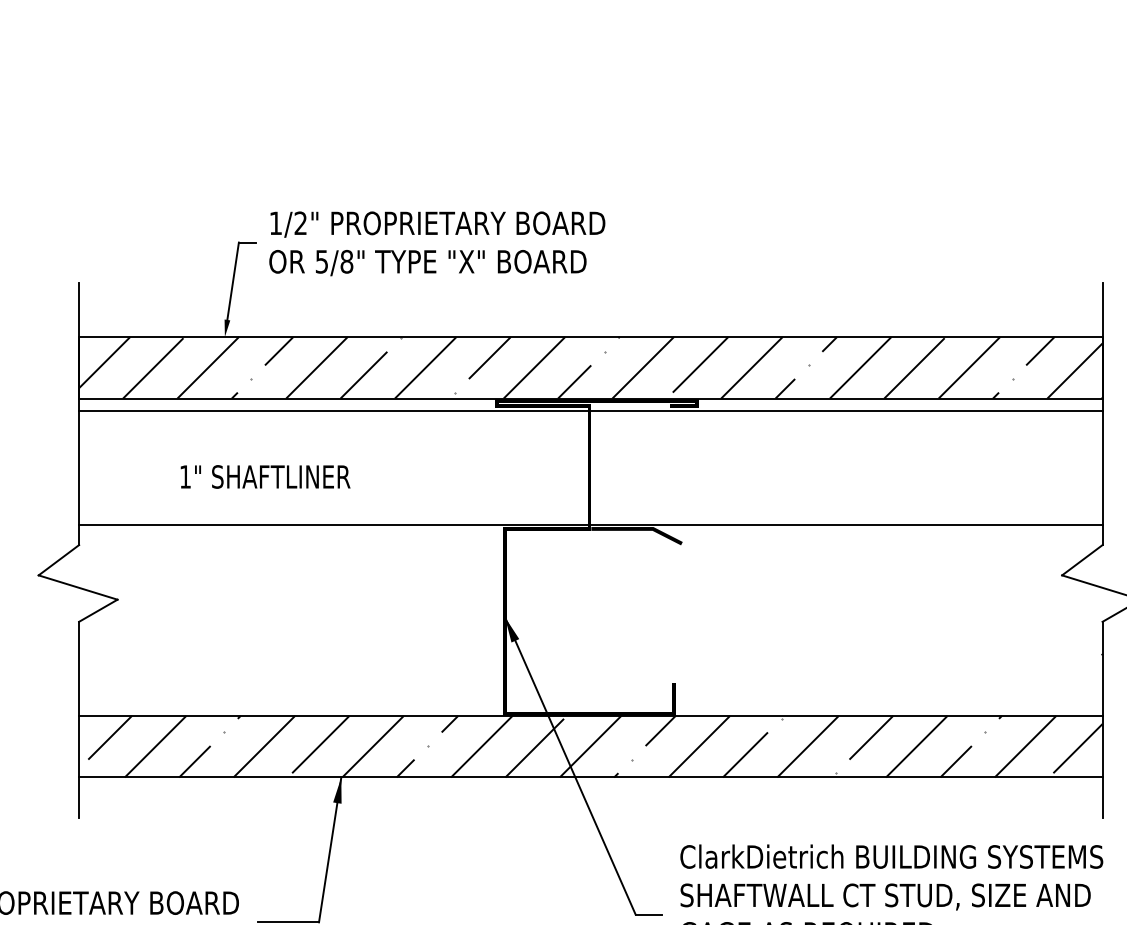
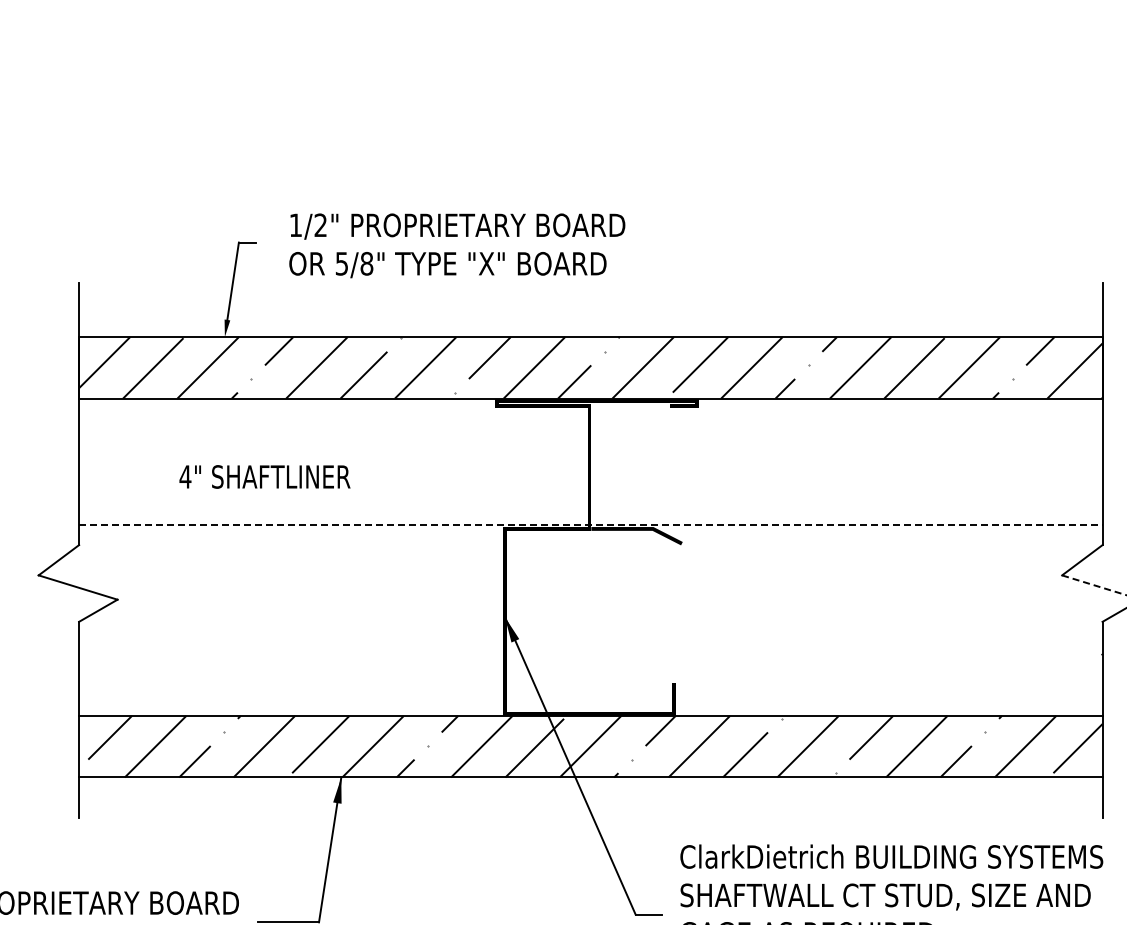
text position: (437, 243) -> (457, 245) (457, 245)
line: present -> none (590, 410)
text: 1" -> 4" (185, 476)
line: solid -> dashed (590, 524)
line: solid -> dashed (1094, 585)
